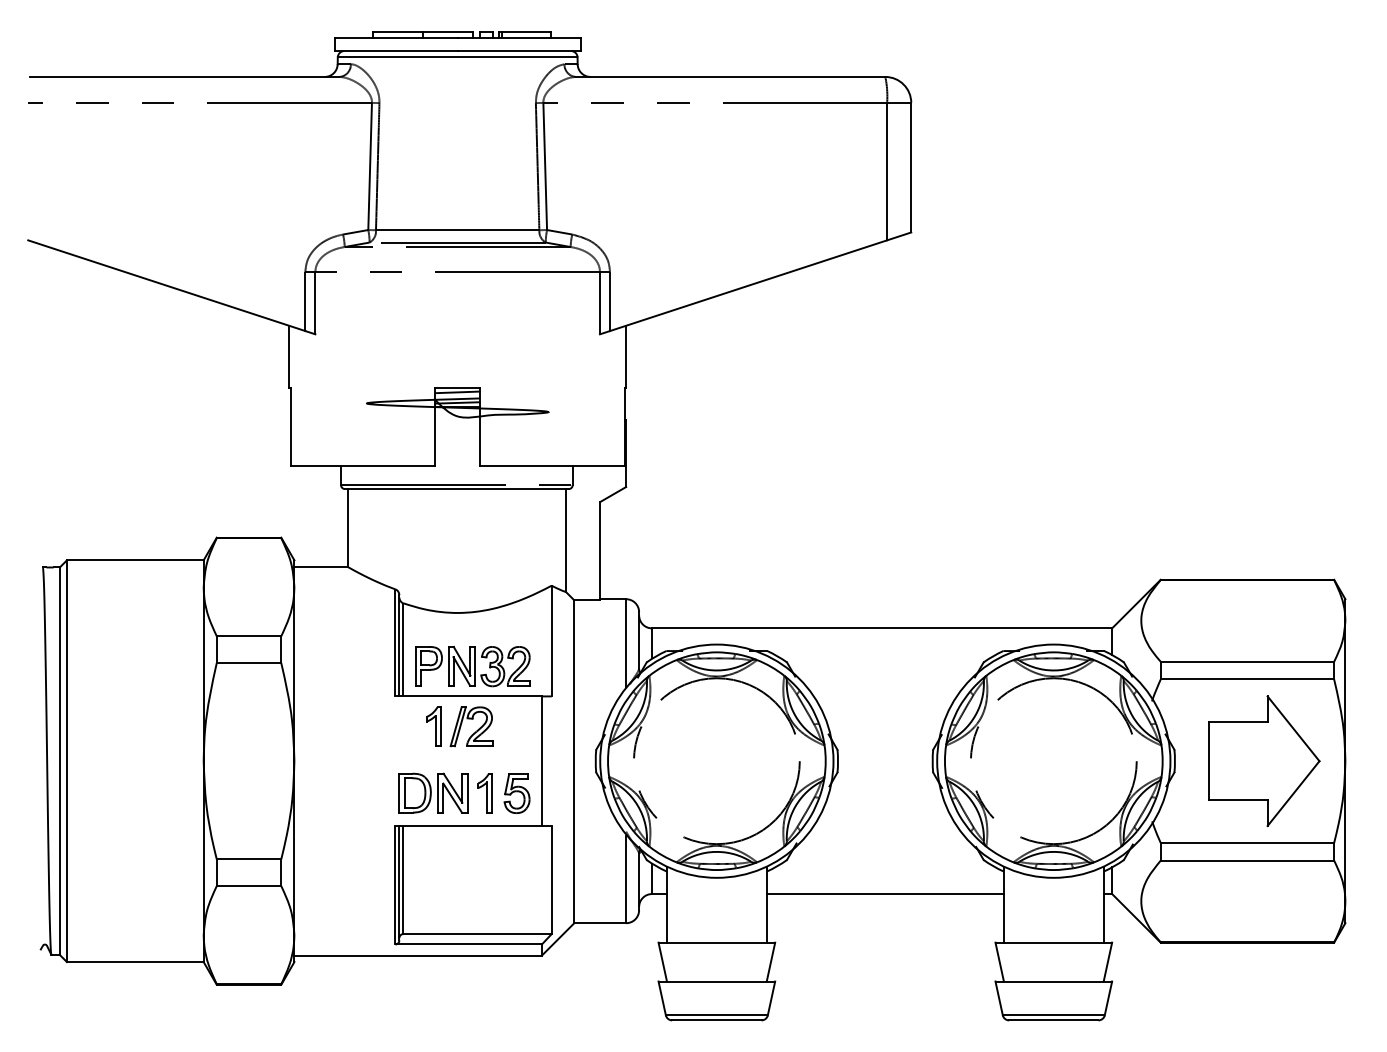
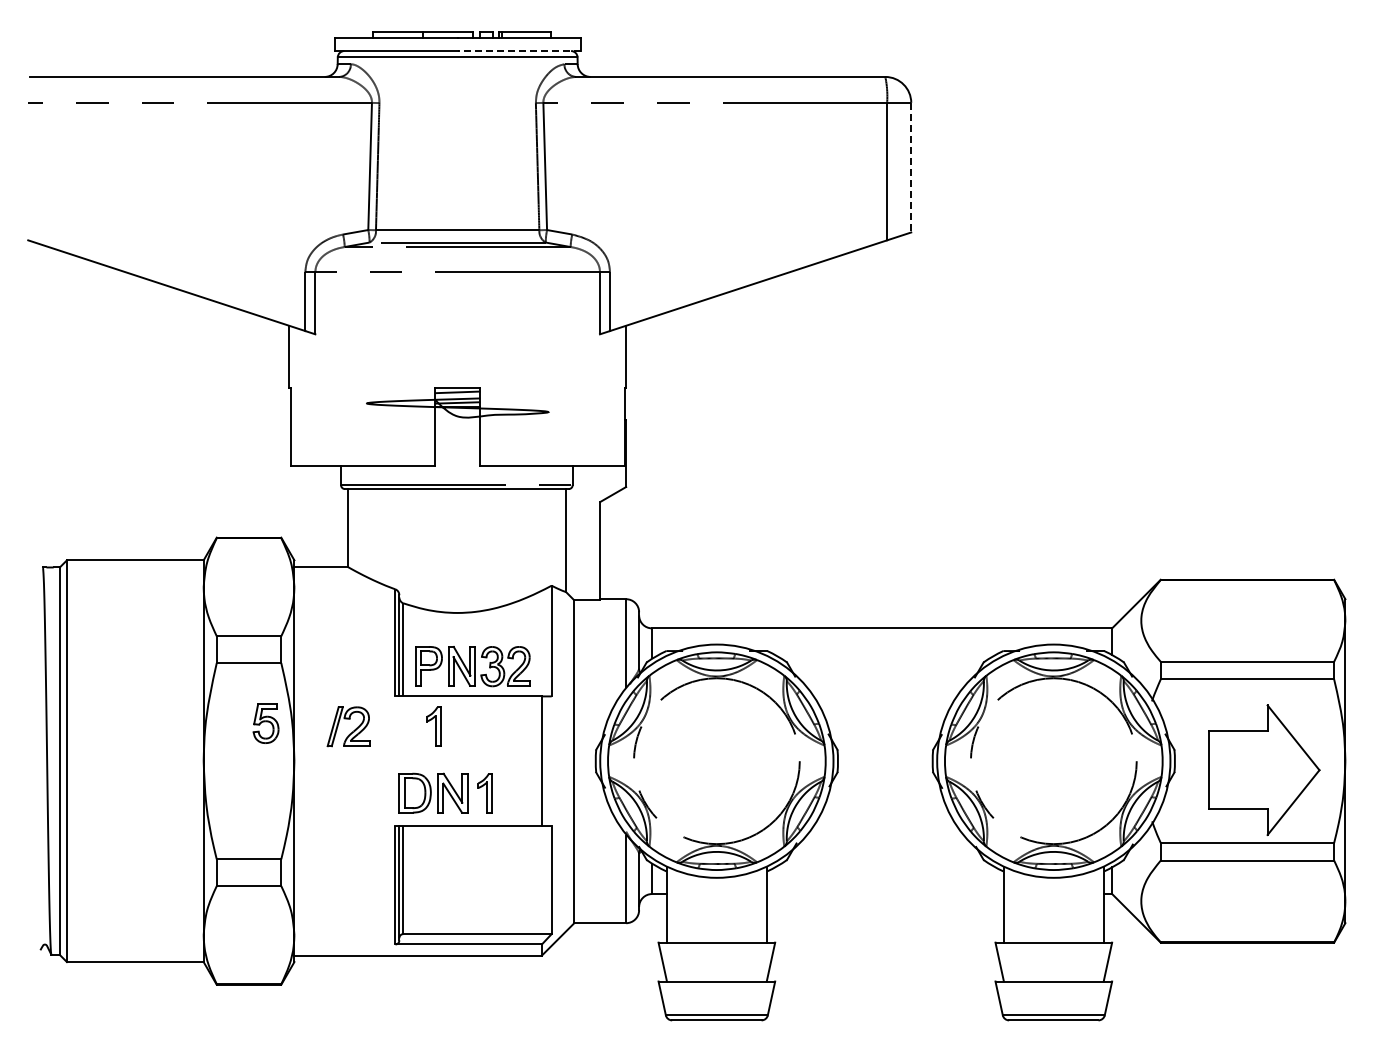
line: solid -> dashed (519, 51)
line: solid -> dashed (911, 167)
part position: (476, 730) -> (353, 730) (353, 730)
part position: (1264, 761) -> (1264, 770) (1264, 770)
part position: (516, 793) -> (265, 723) (265, 723)
line: present -> none (884, 894)
